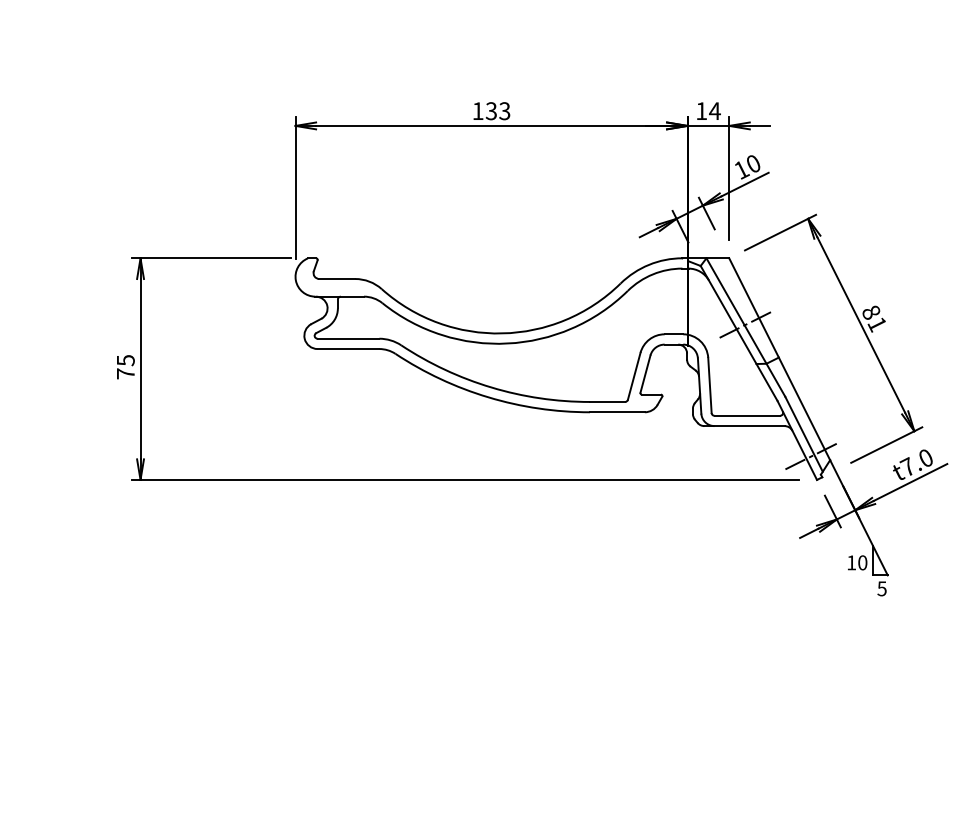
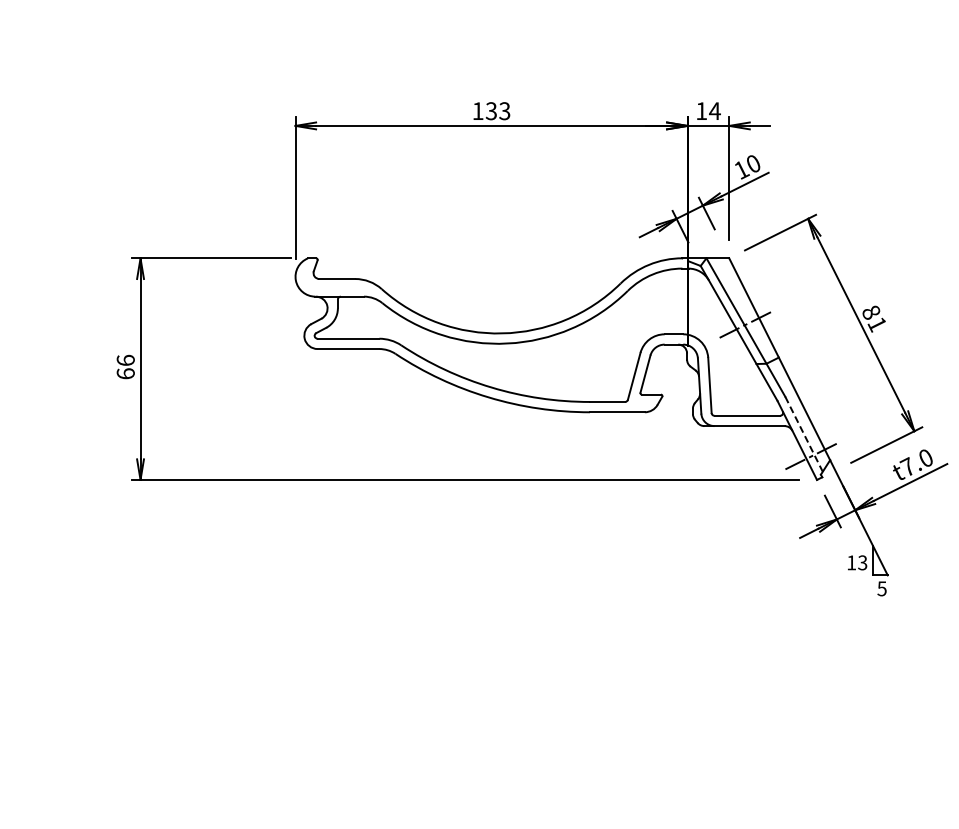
text: 75 -> 66 (125, 366)
line: solid -> dashed (804, 434)
text: 10 -> 13 (862, 562)
